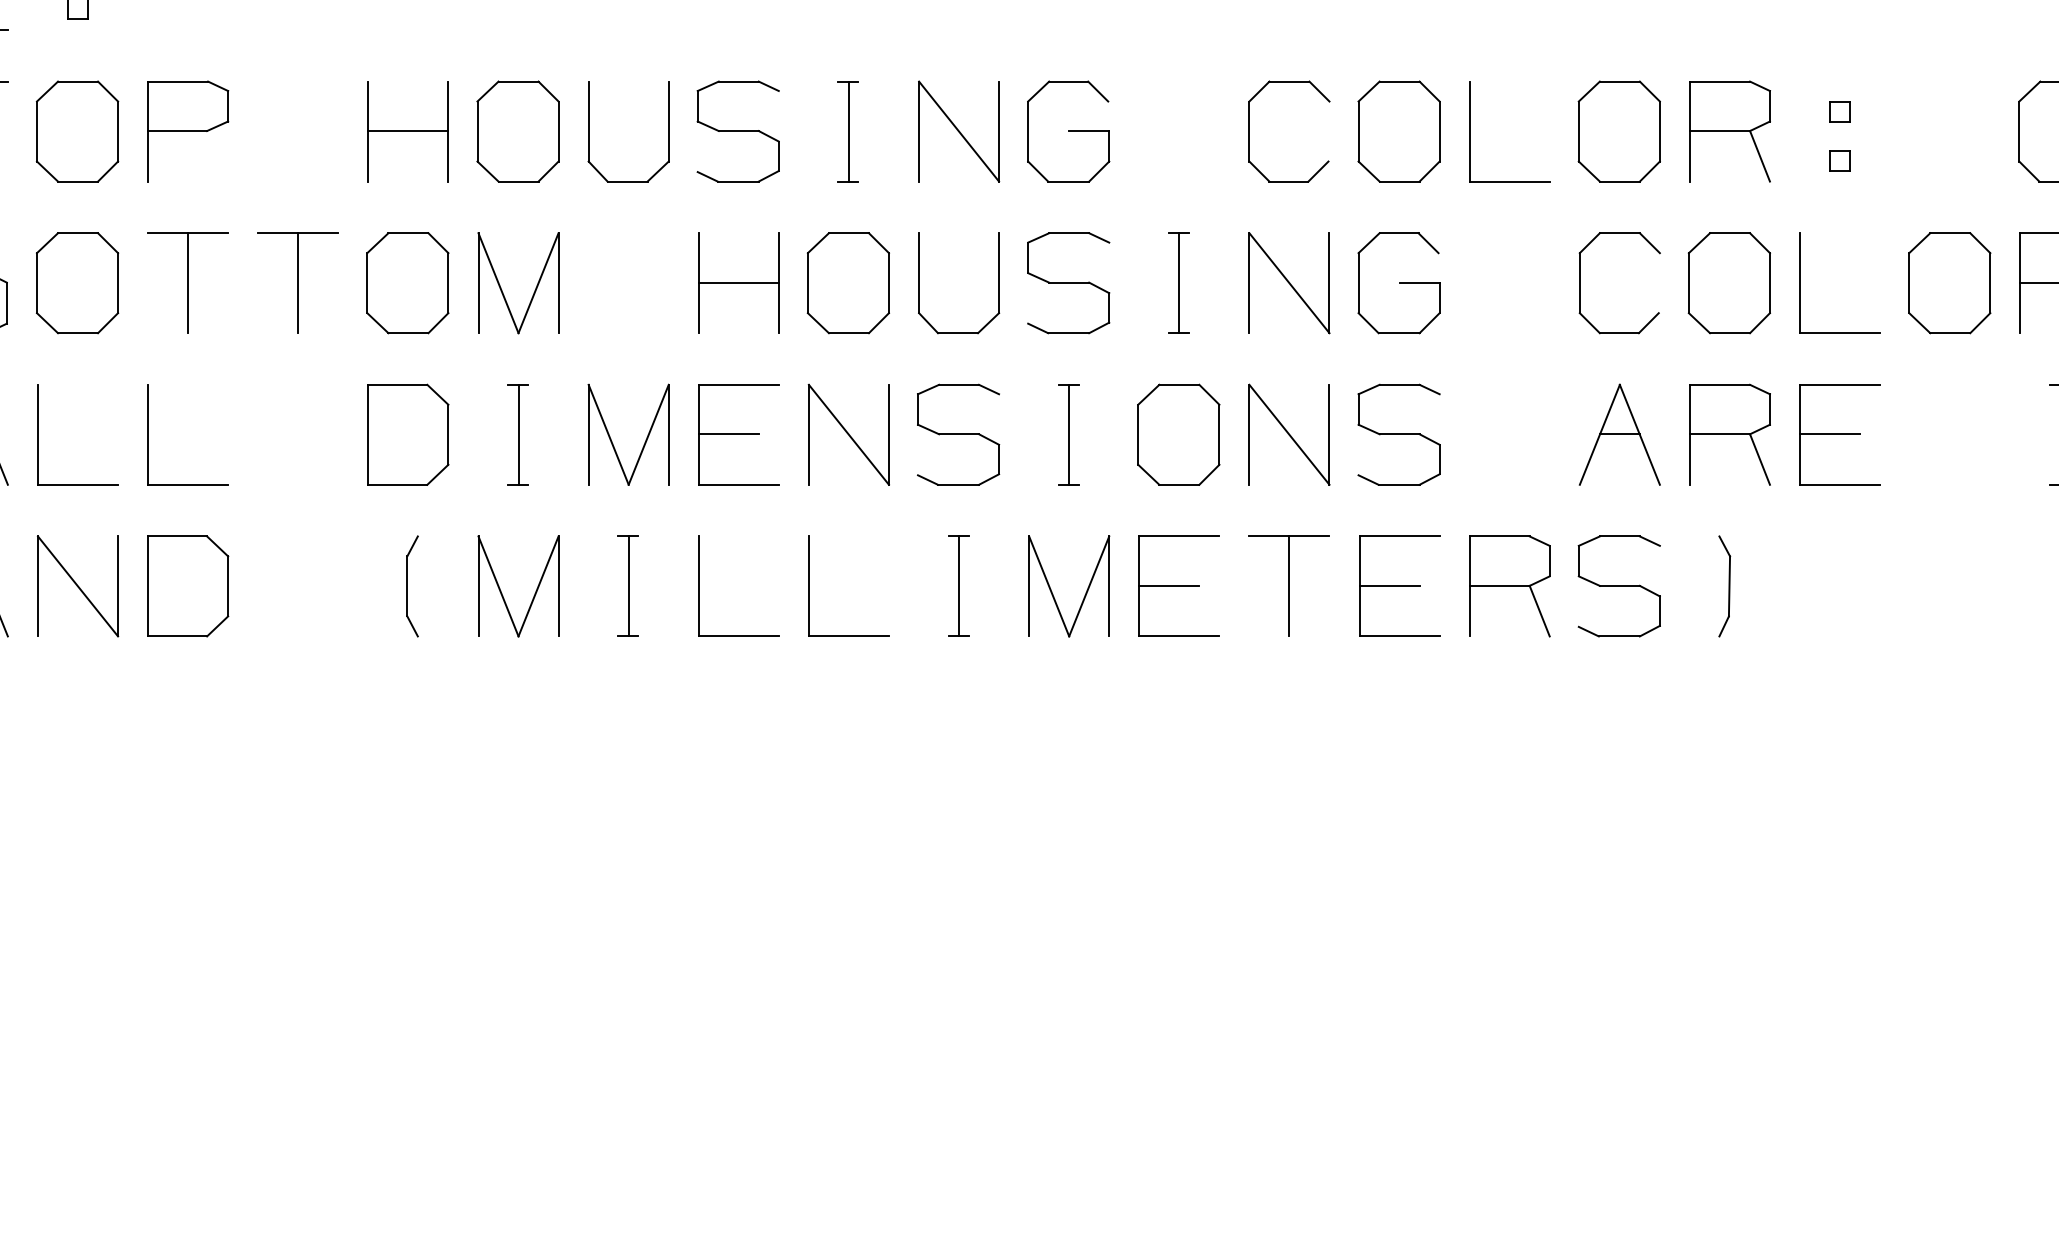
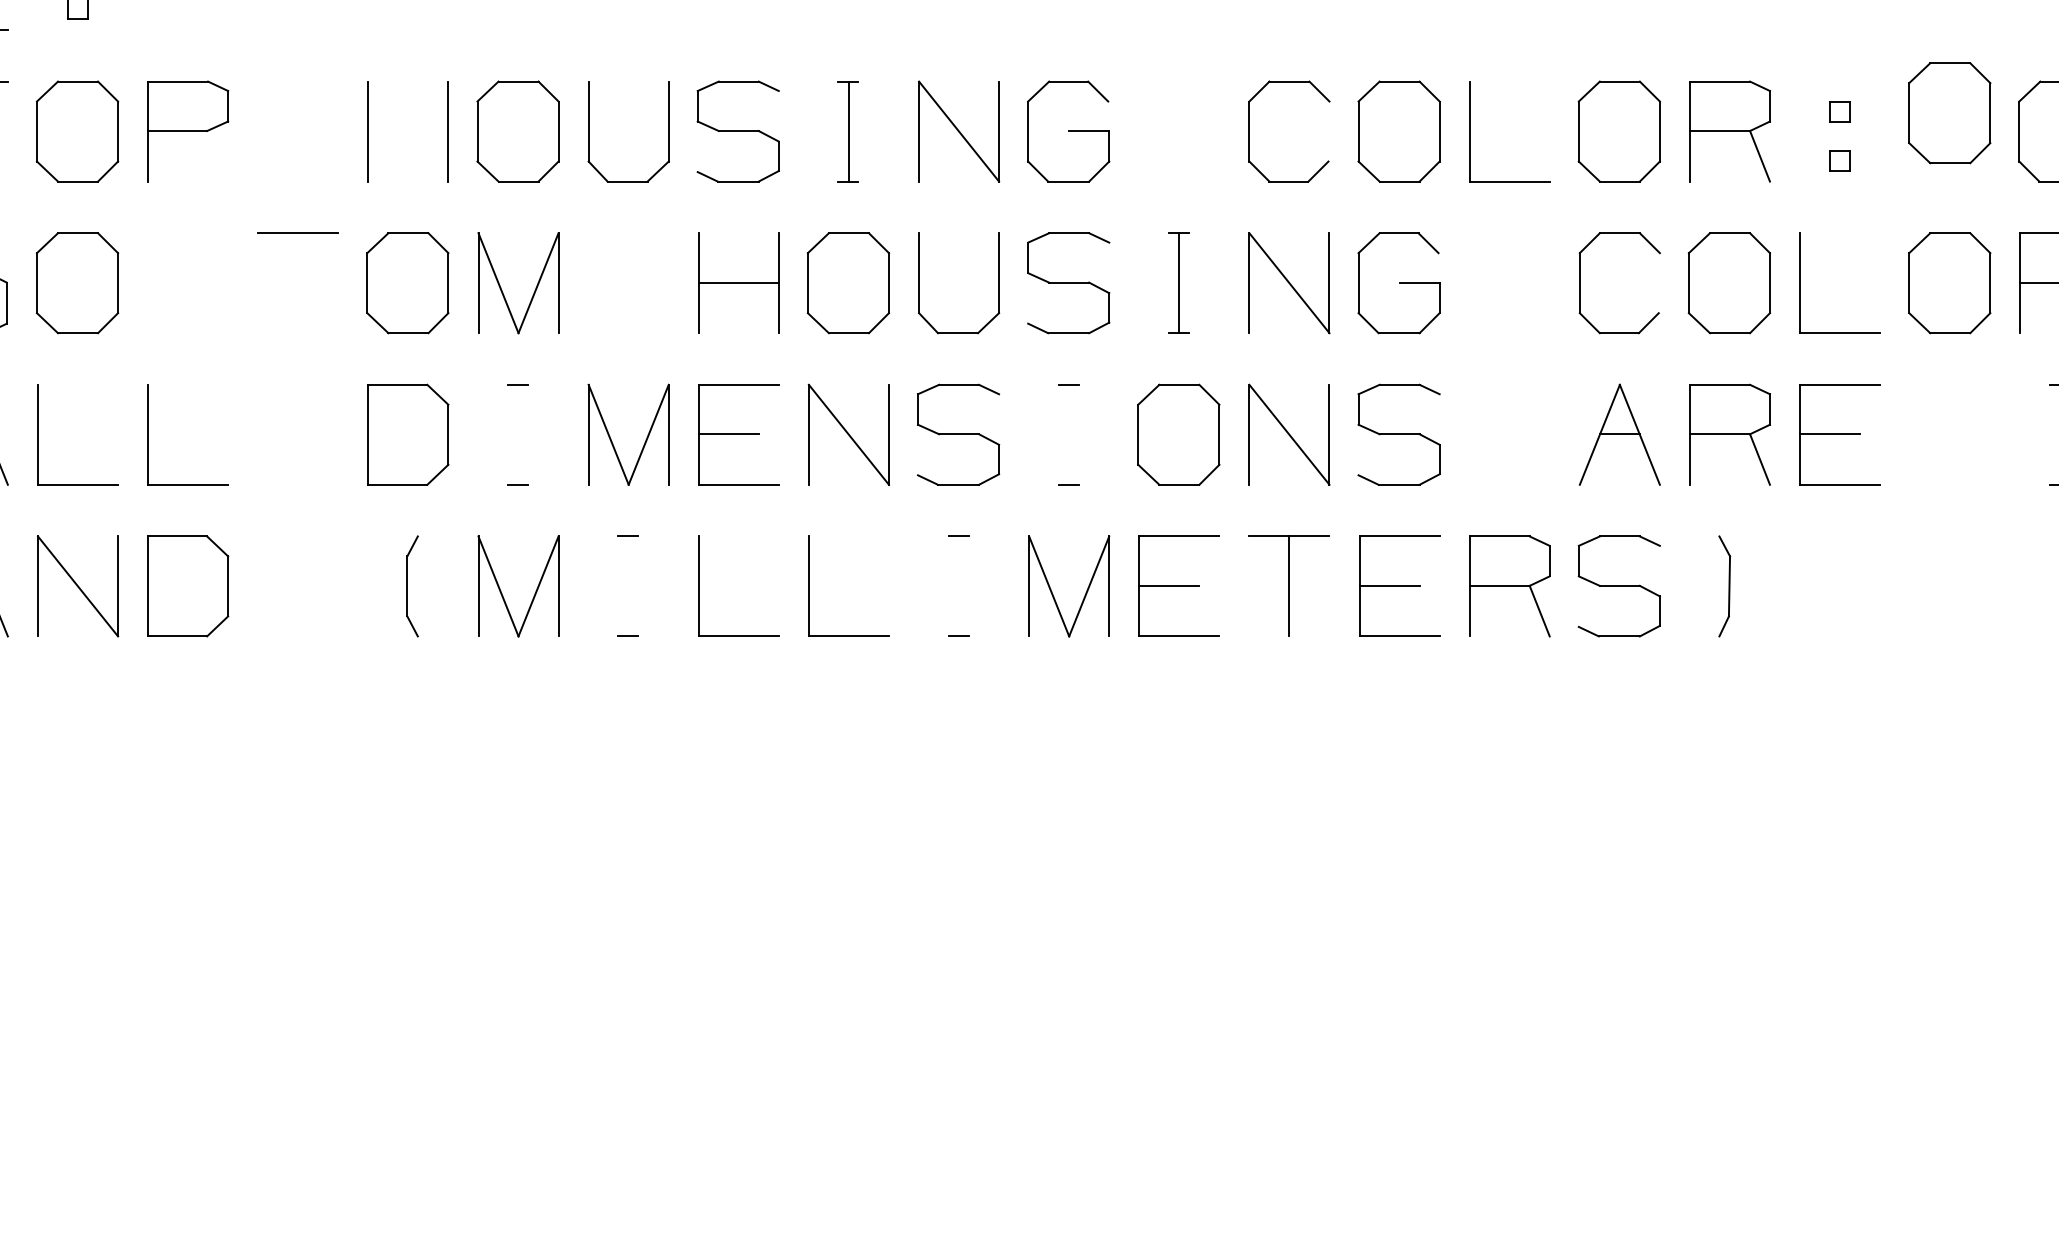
part: none -> present (1949, 113)
line: present -> none (408, 131)
part: present -> none (187, 282)
line: present -> none (298, 283)
line: present -> none (518, 434)
line: present -> none (1069, 434)
line: present -> none (628, 586)
line: present -> none (959, 586)
